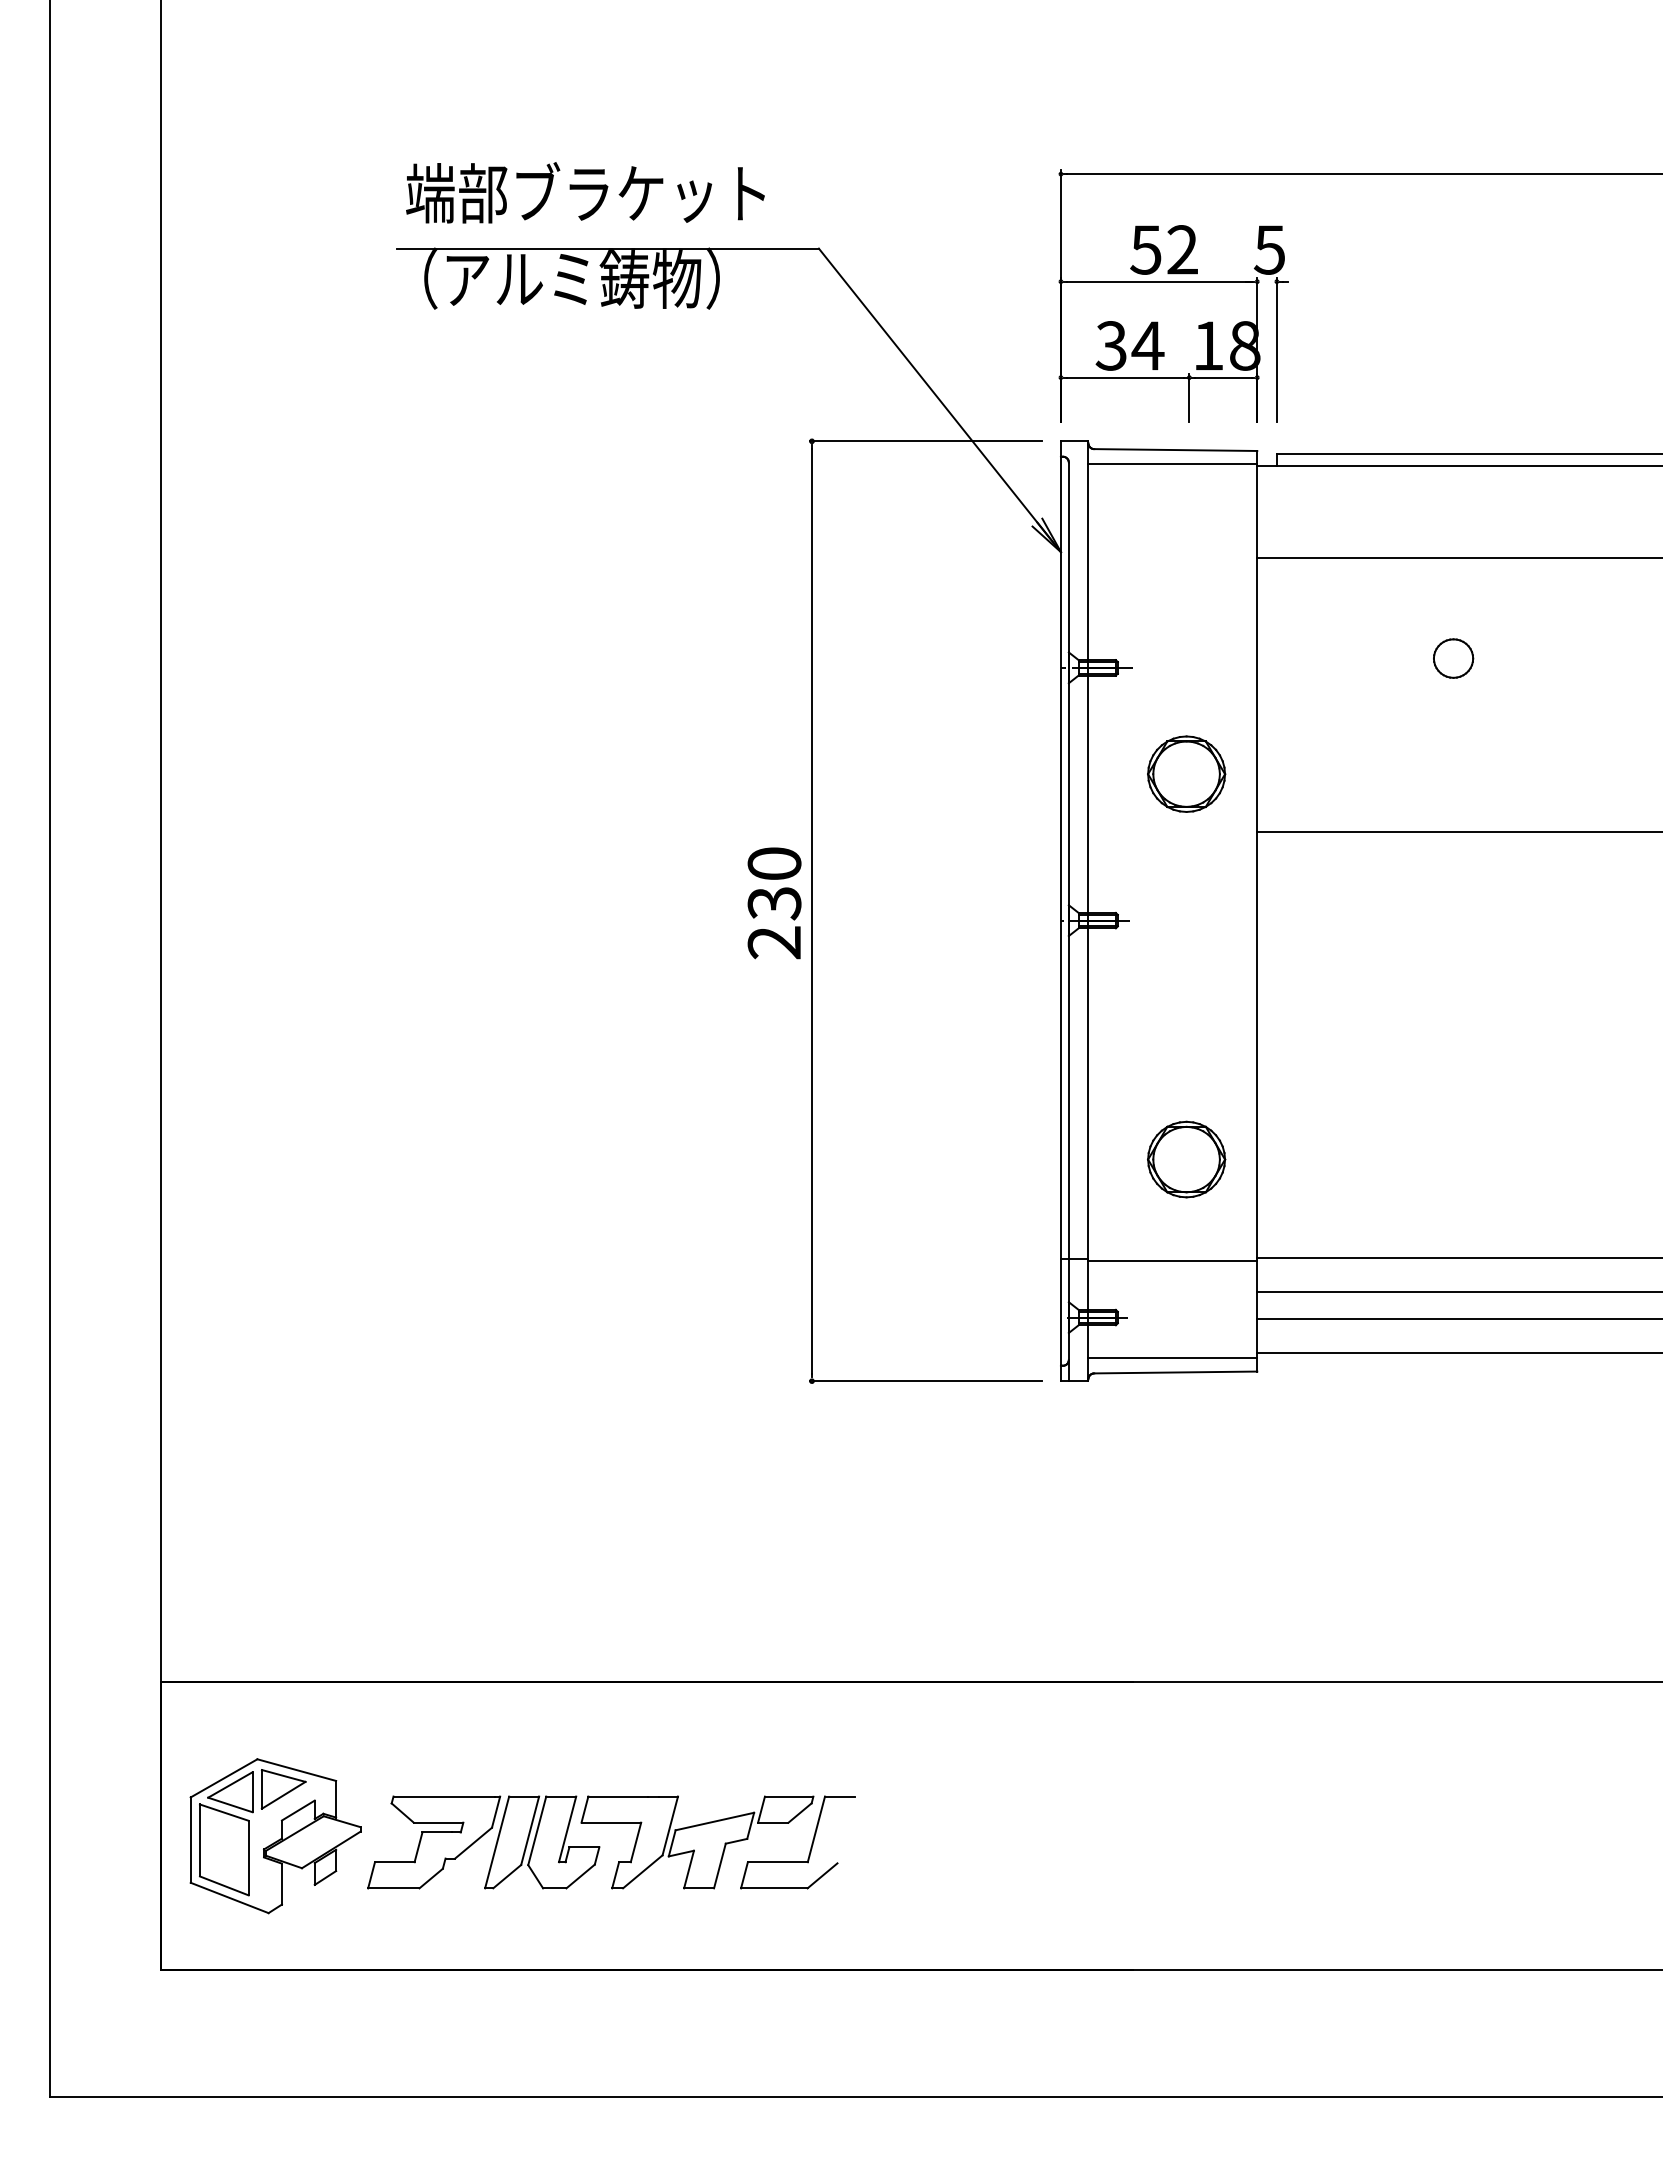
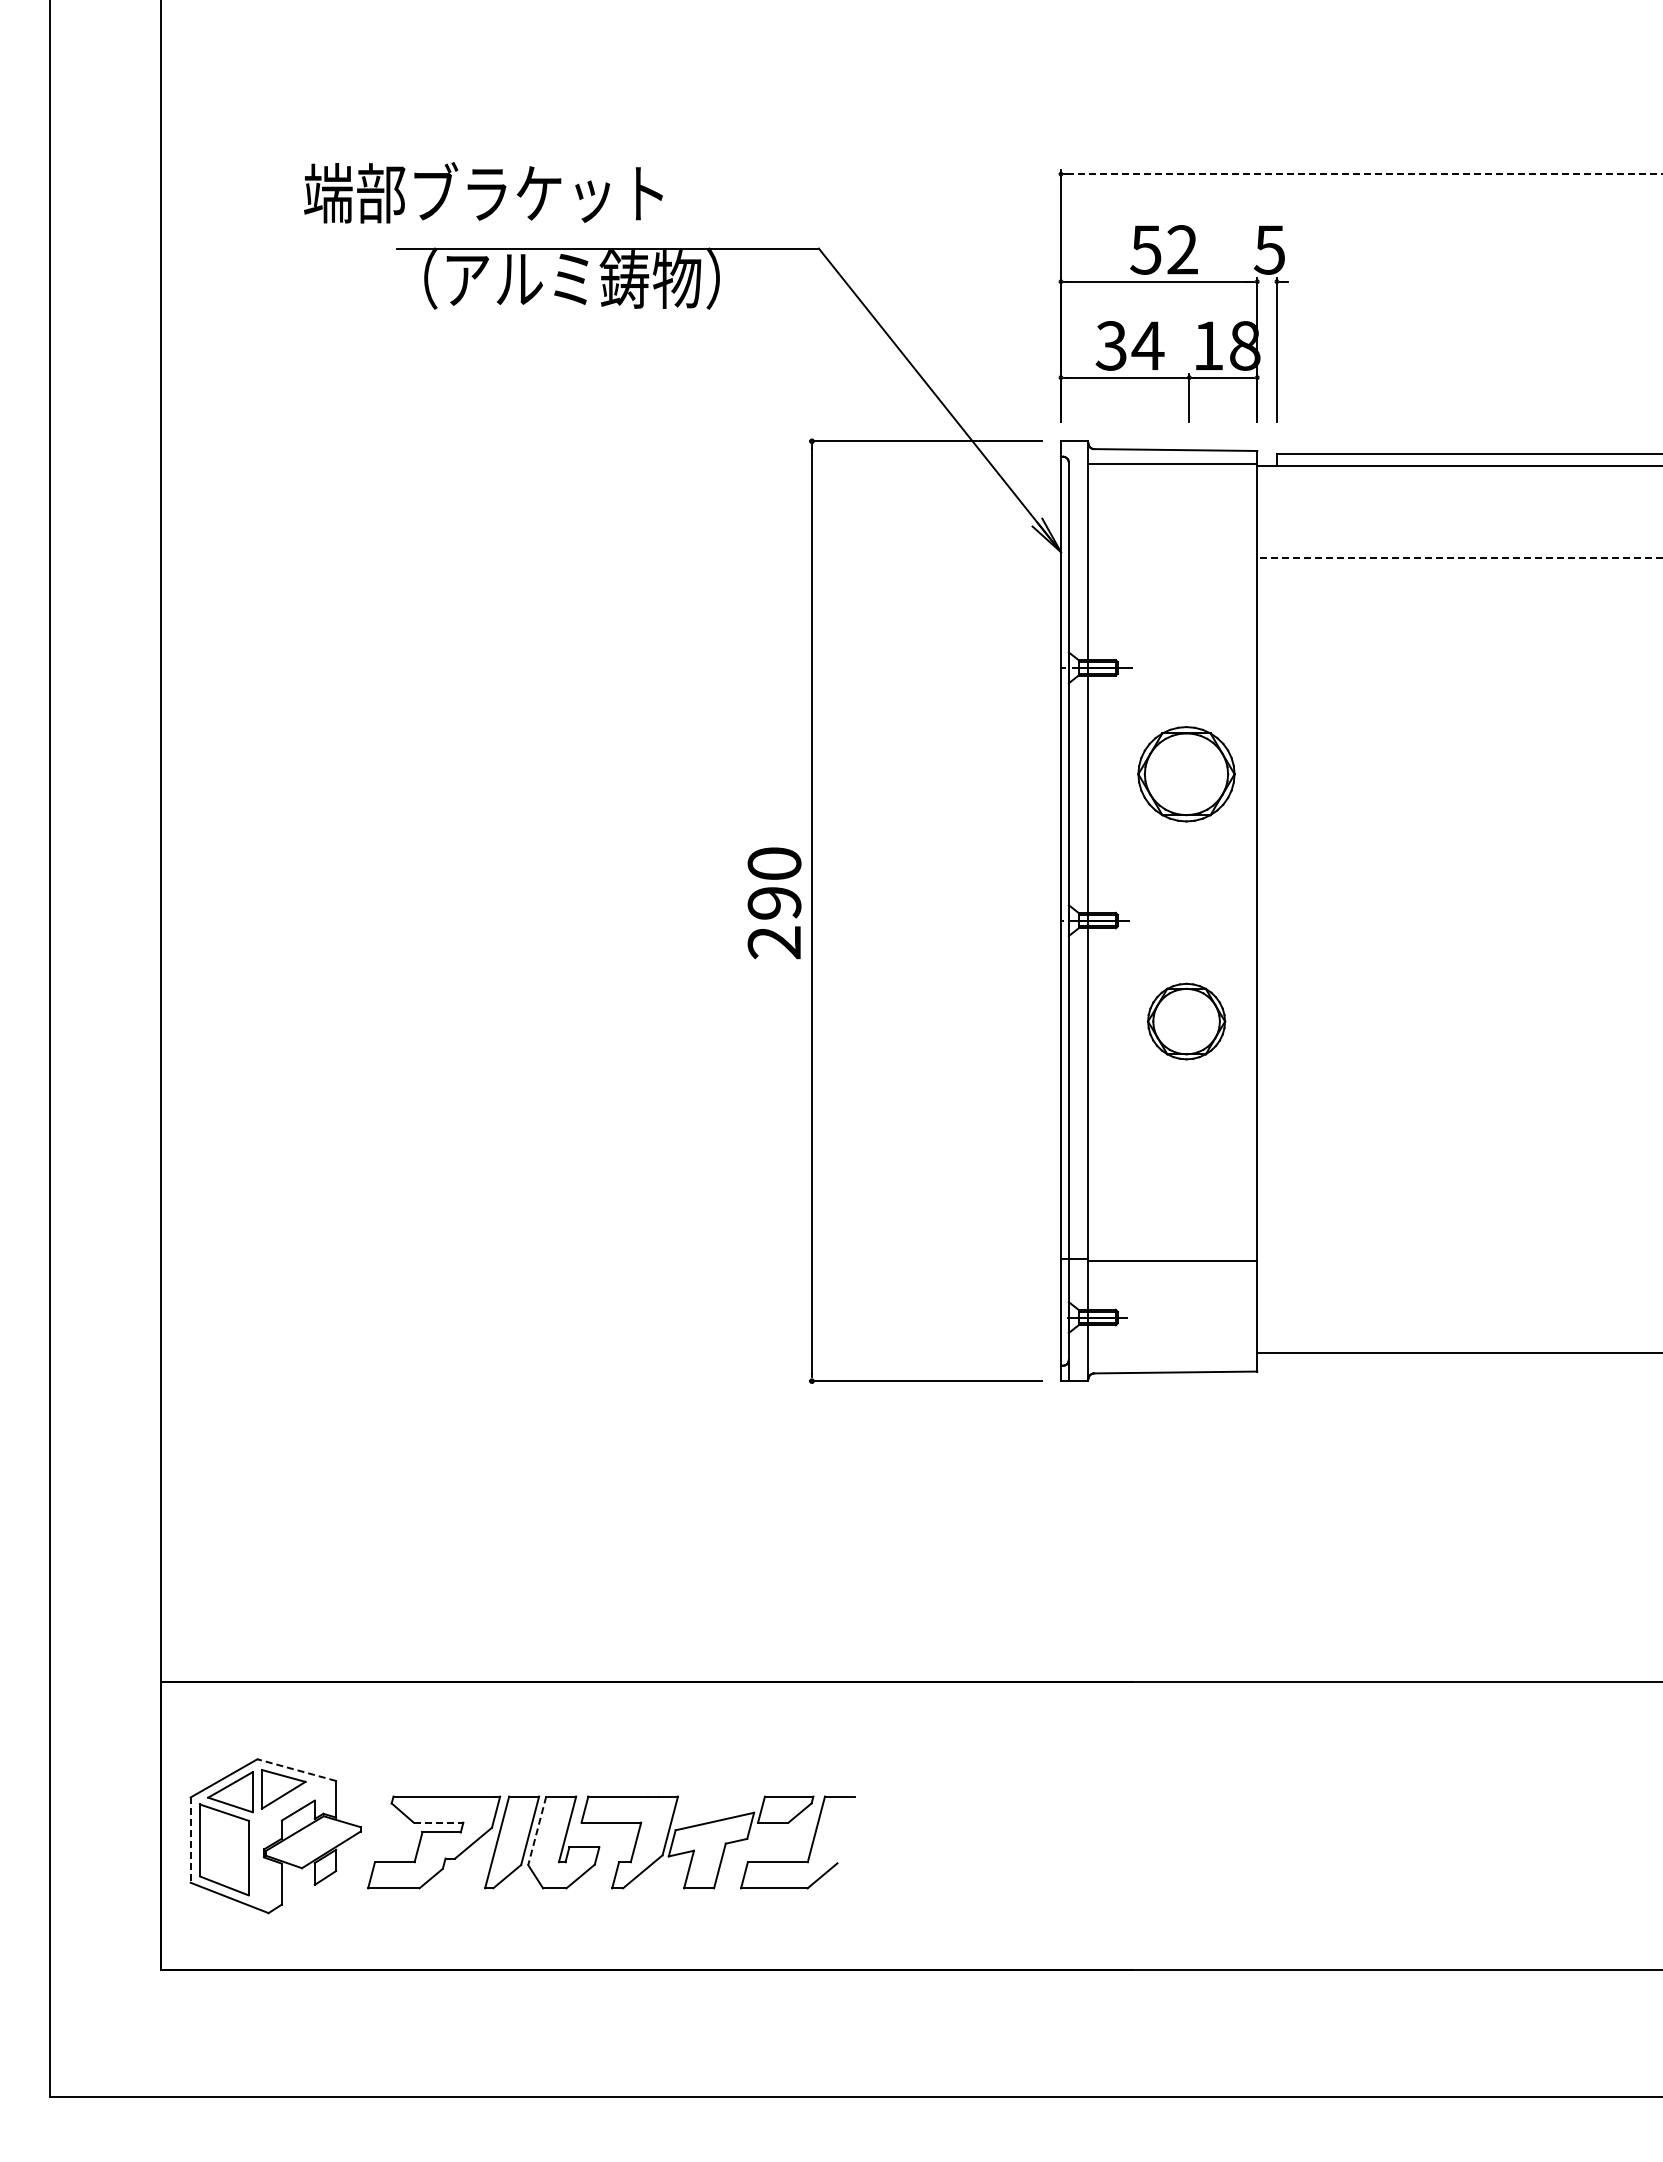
line: solid -> dashed (1364, 174)
text position: (585, 192) -> (483, 192) (483, 192)
line: solid -> dashed (1459, 558)
part: present -> none (1453, 658)
part size: 80x78 px -> 99x97 px (1186, 774)
line: present -> none (1458, 831)
text: 230 -> 290 (774, 903)
part position: (1186, 1159) -> (1186, 1021) (1186, 1021)
line: present -> none (1458, 1258)
line: present -> none (1458, 1292)
line: present -> none (1458, 1319)
line: present -> none (1172, 1358)
line: solid -> dashed (296, 1770)
line: solid -> dashed (438, 1822)
line: solid -> dashed (537, 1831)
line: solid -> dashed (190, 1840)
